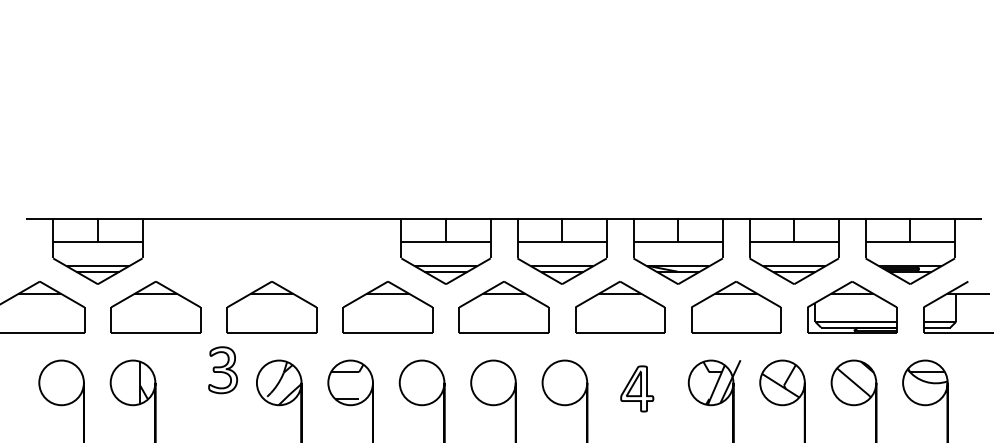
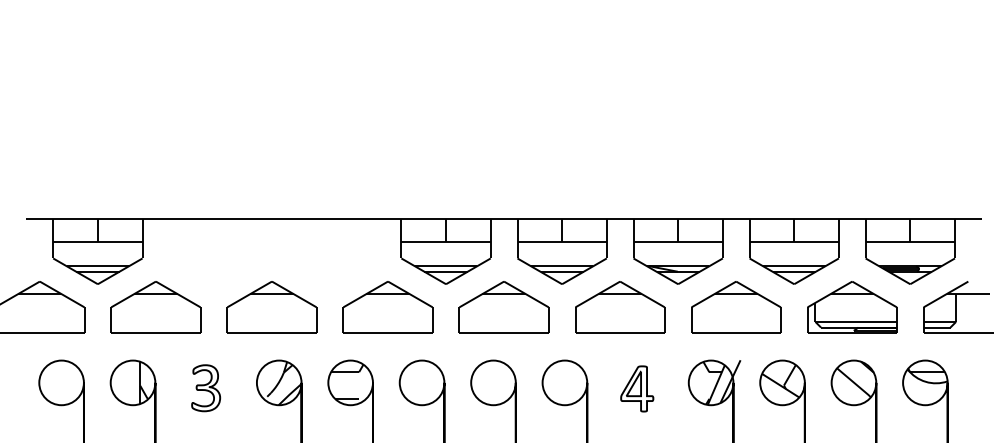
part position: (223, 370) -> (206, 388) (206, 388)
